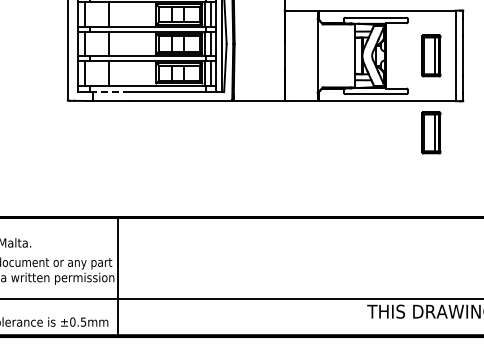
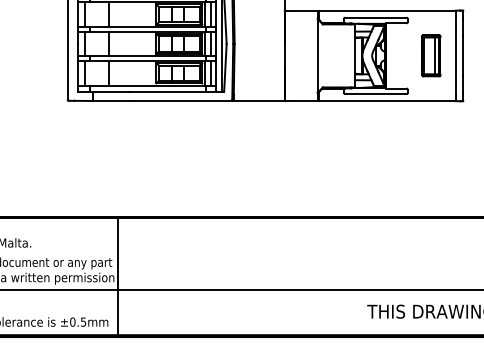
line: dashed -> solid (111, 92)
part: present -> none (431, 132)
line position: (241, 299) -> (241, 290) (241, 290)
